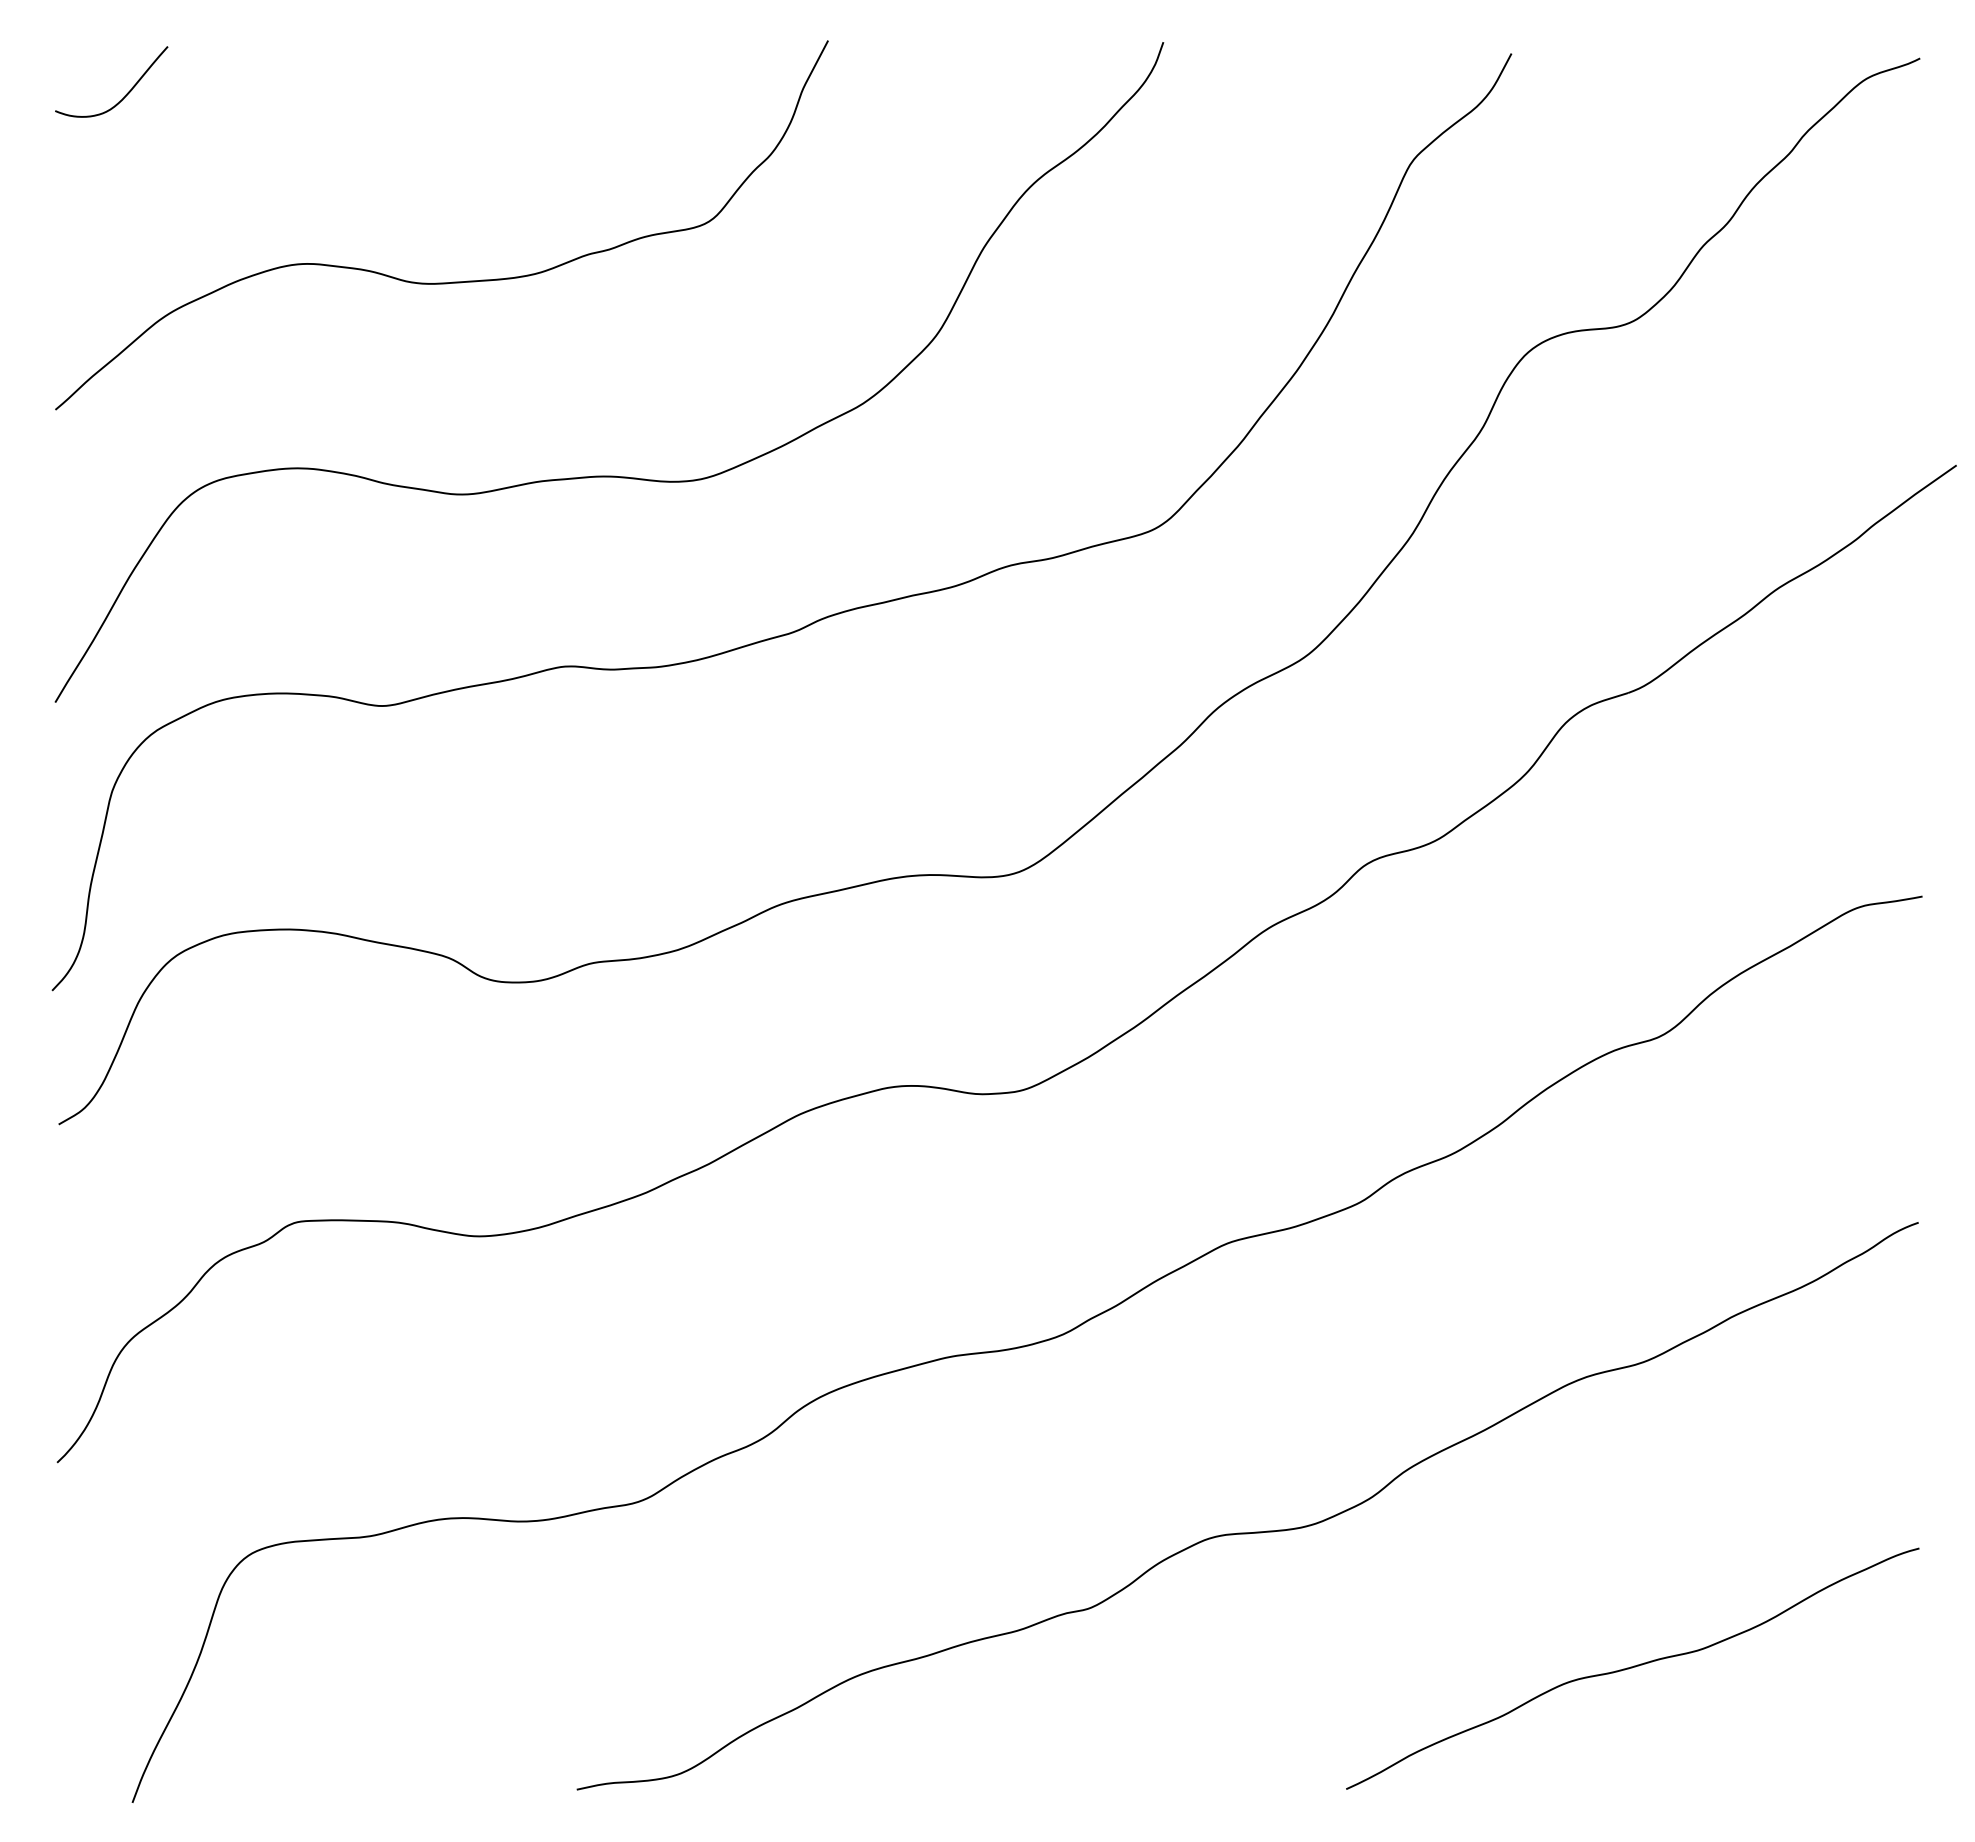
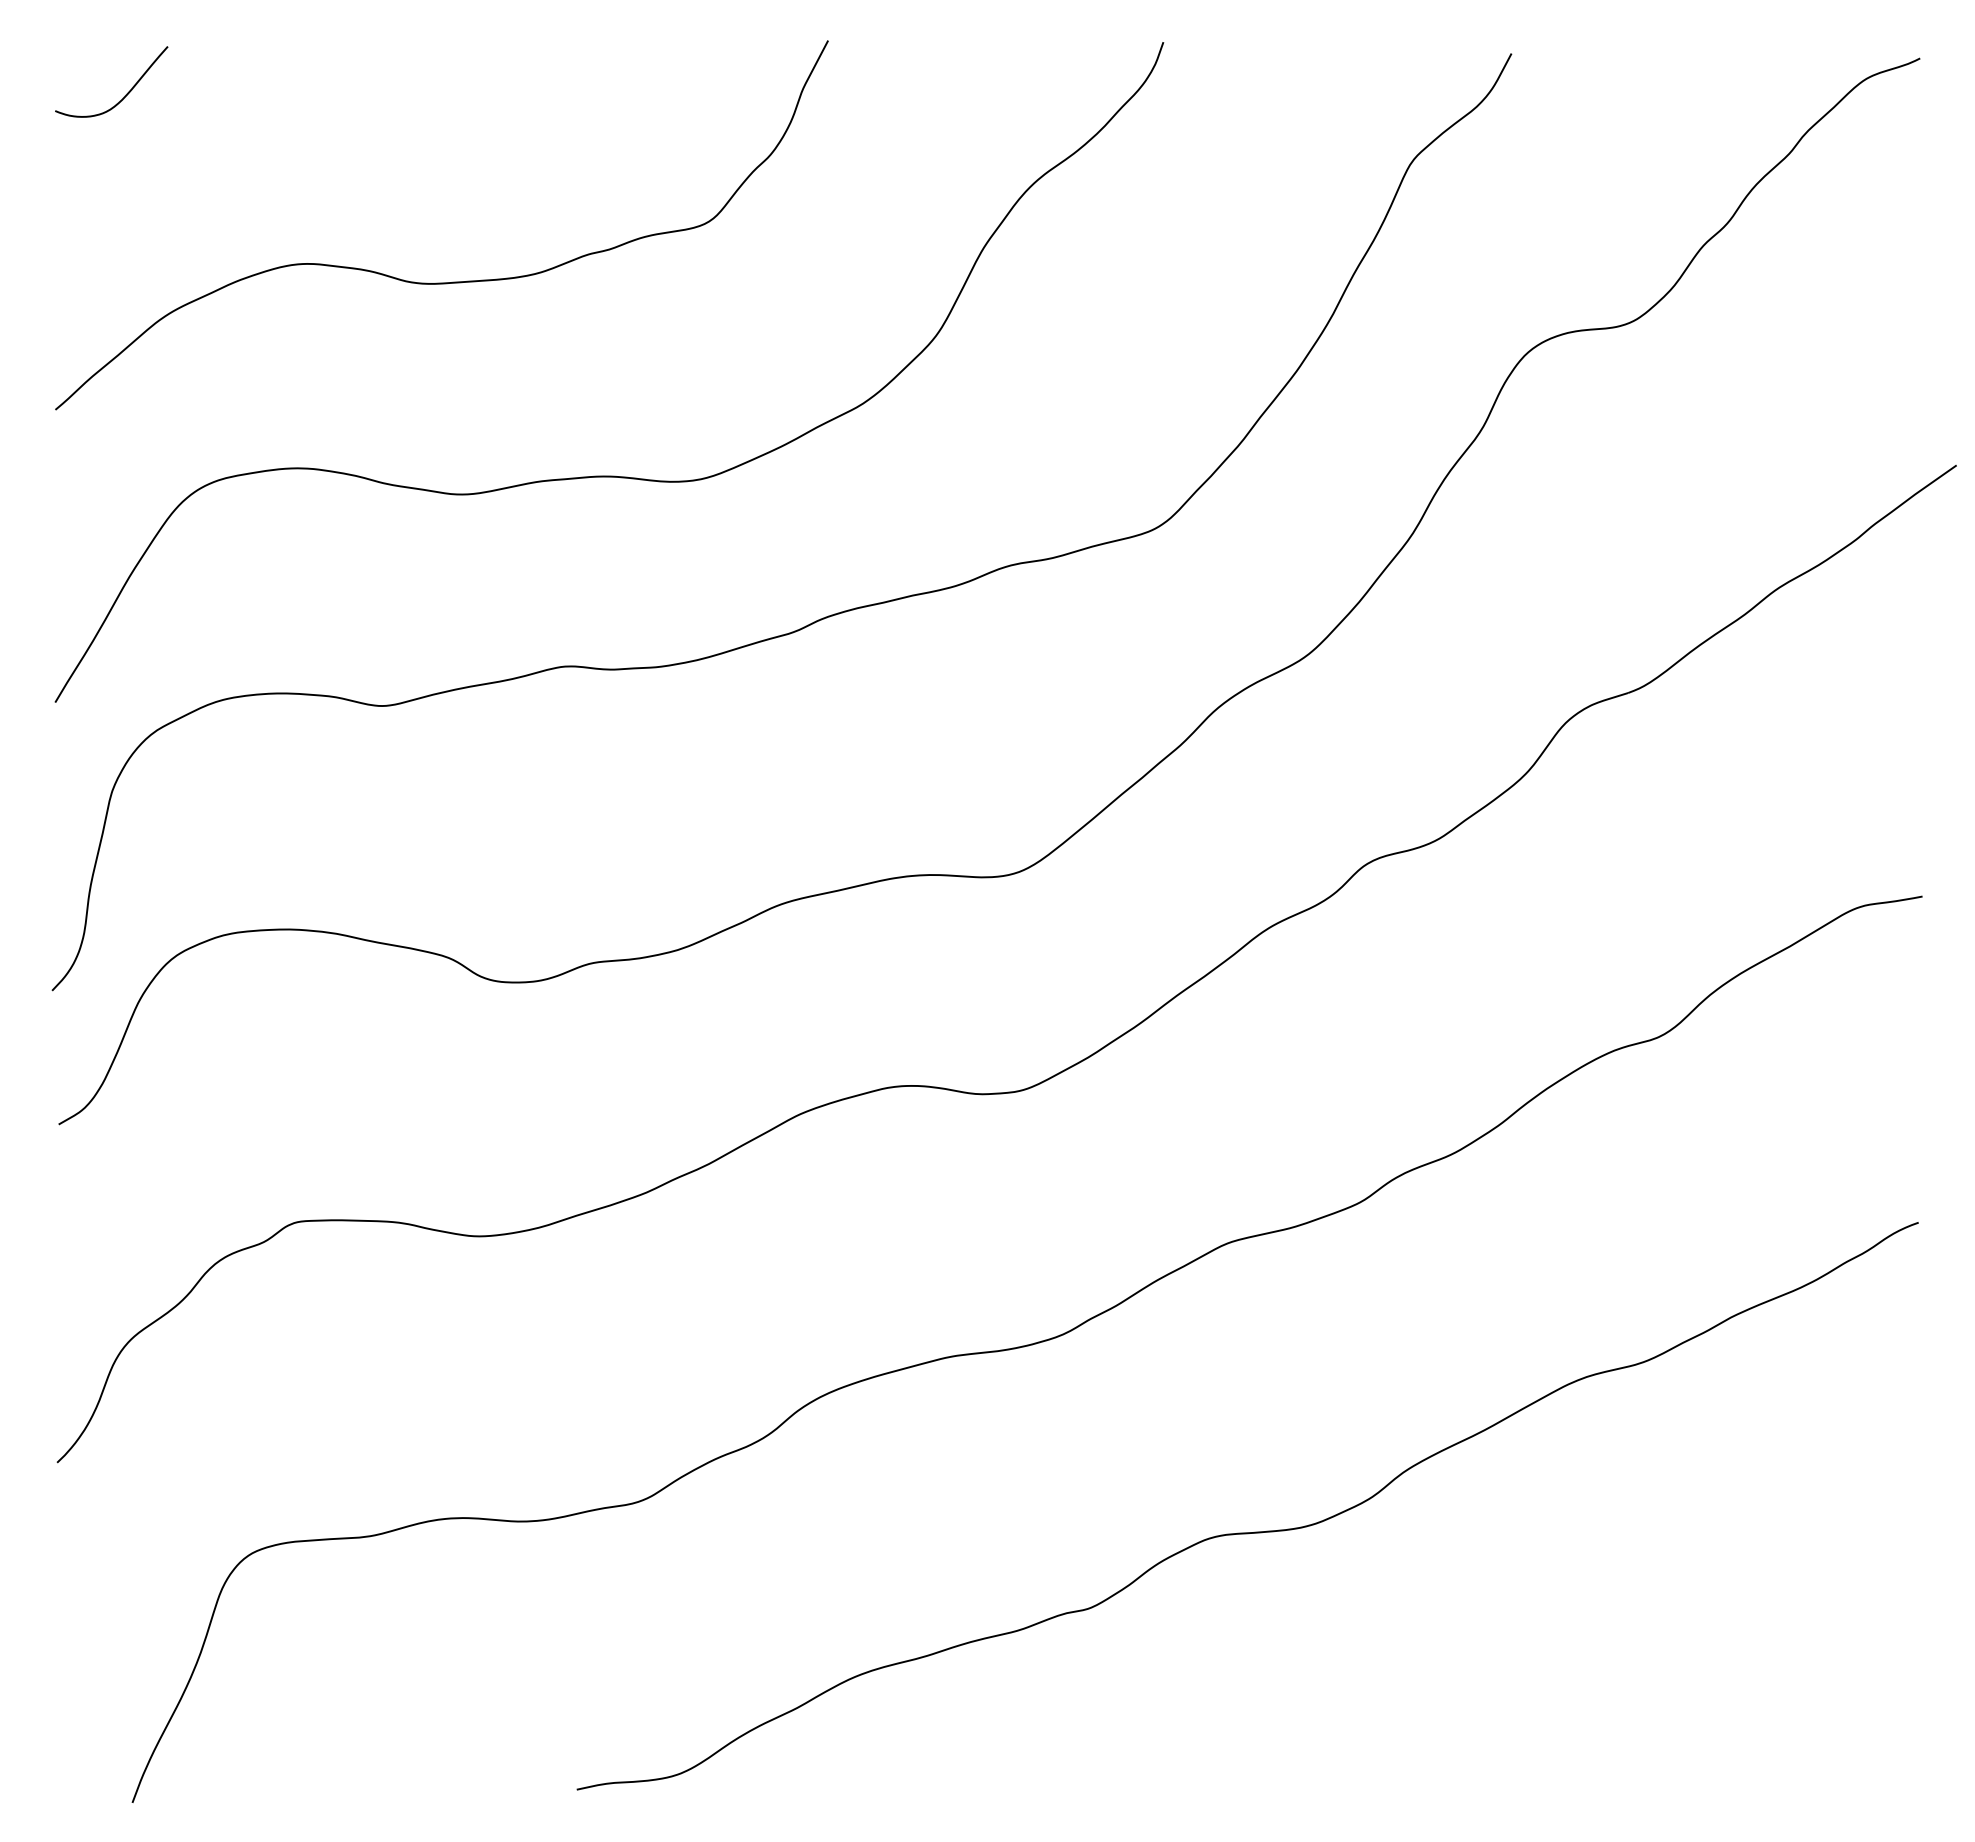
curve: present -> none (1632, 1668)
